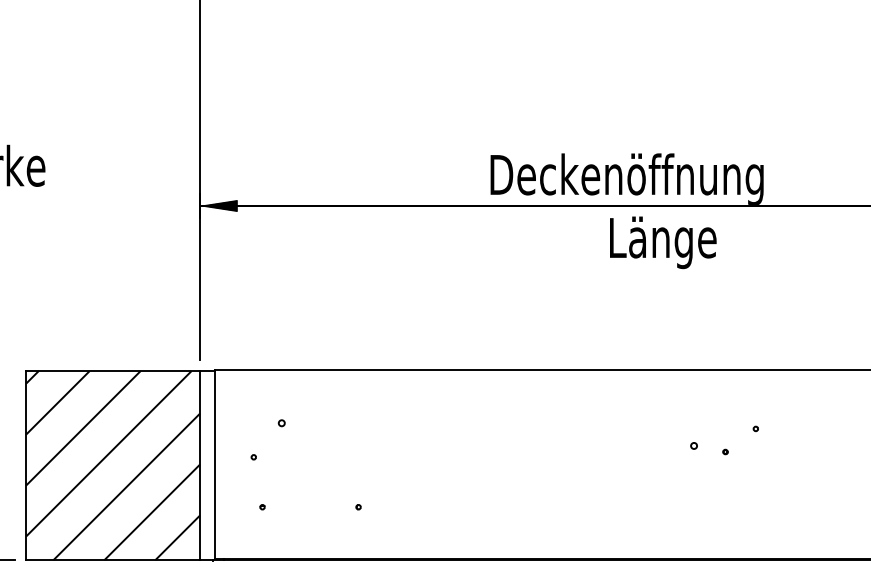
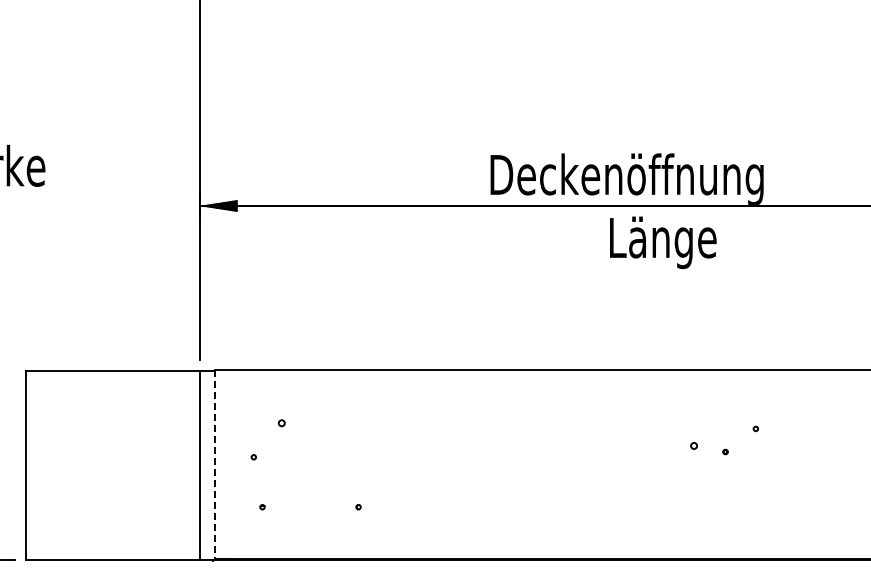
line: solid -> dashed (215, 464)
hatch: present -> none (113, 465)
